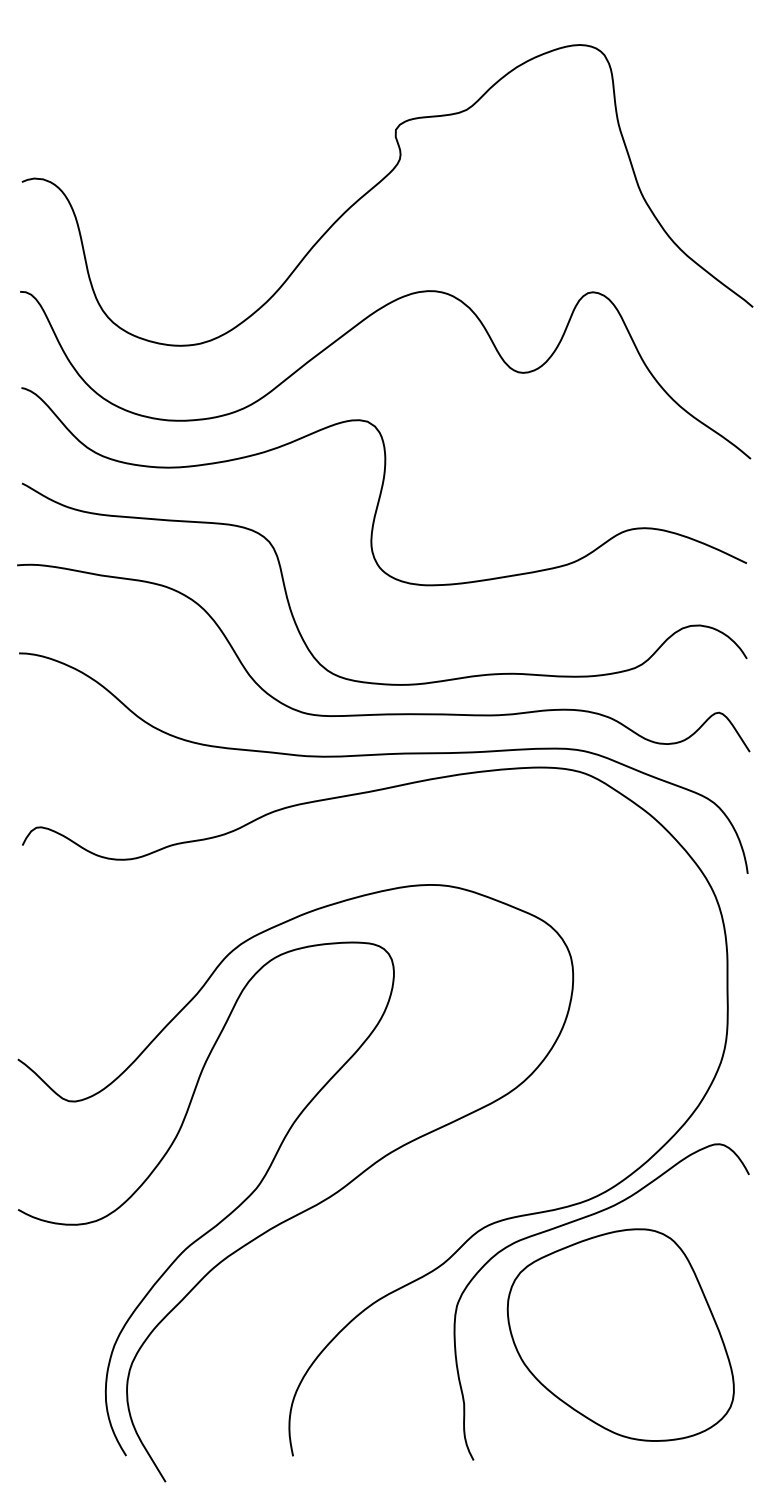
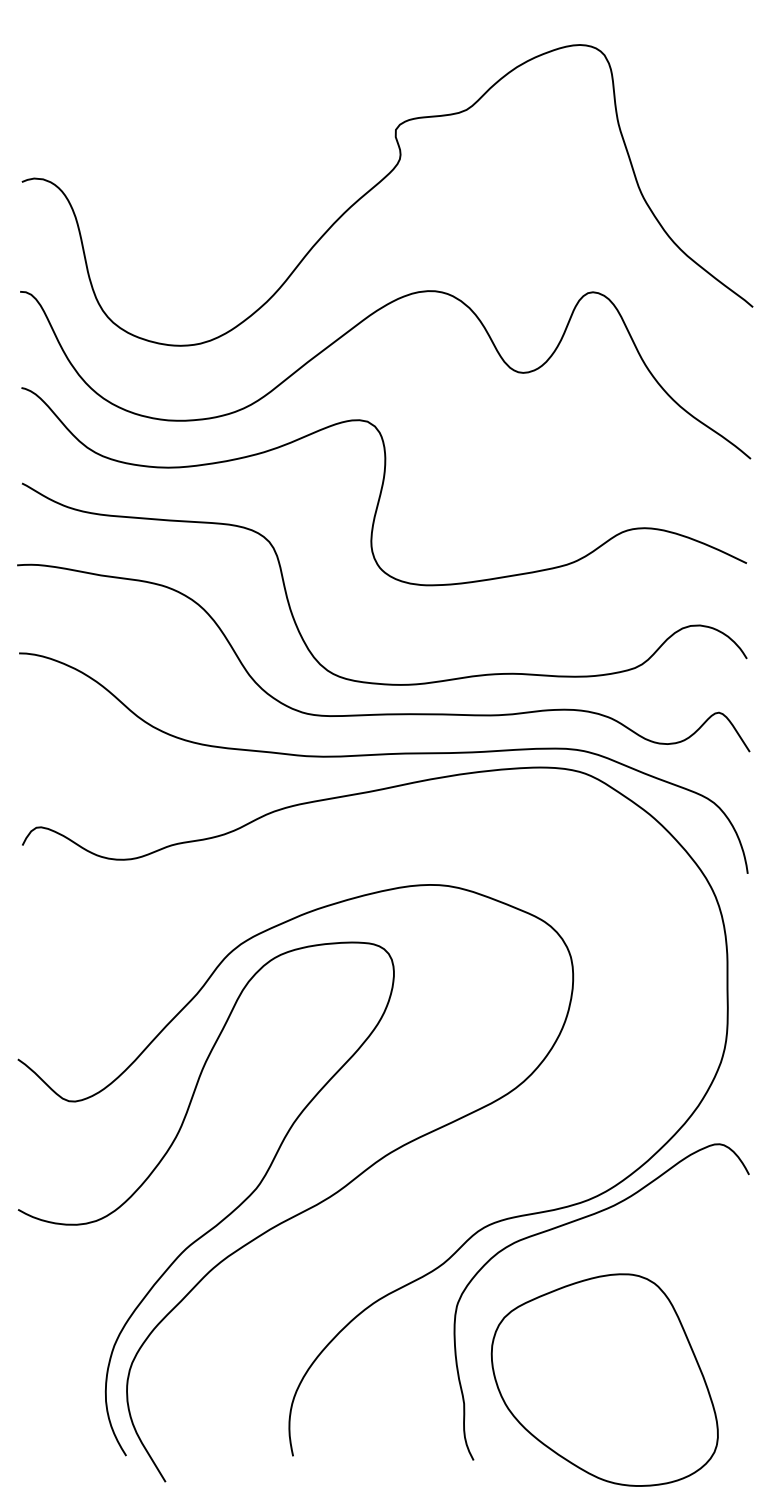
part position: (620, 1334) -> (604, 1379) (604, 1379)
